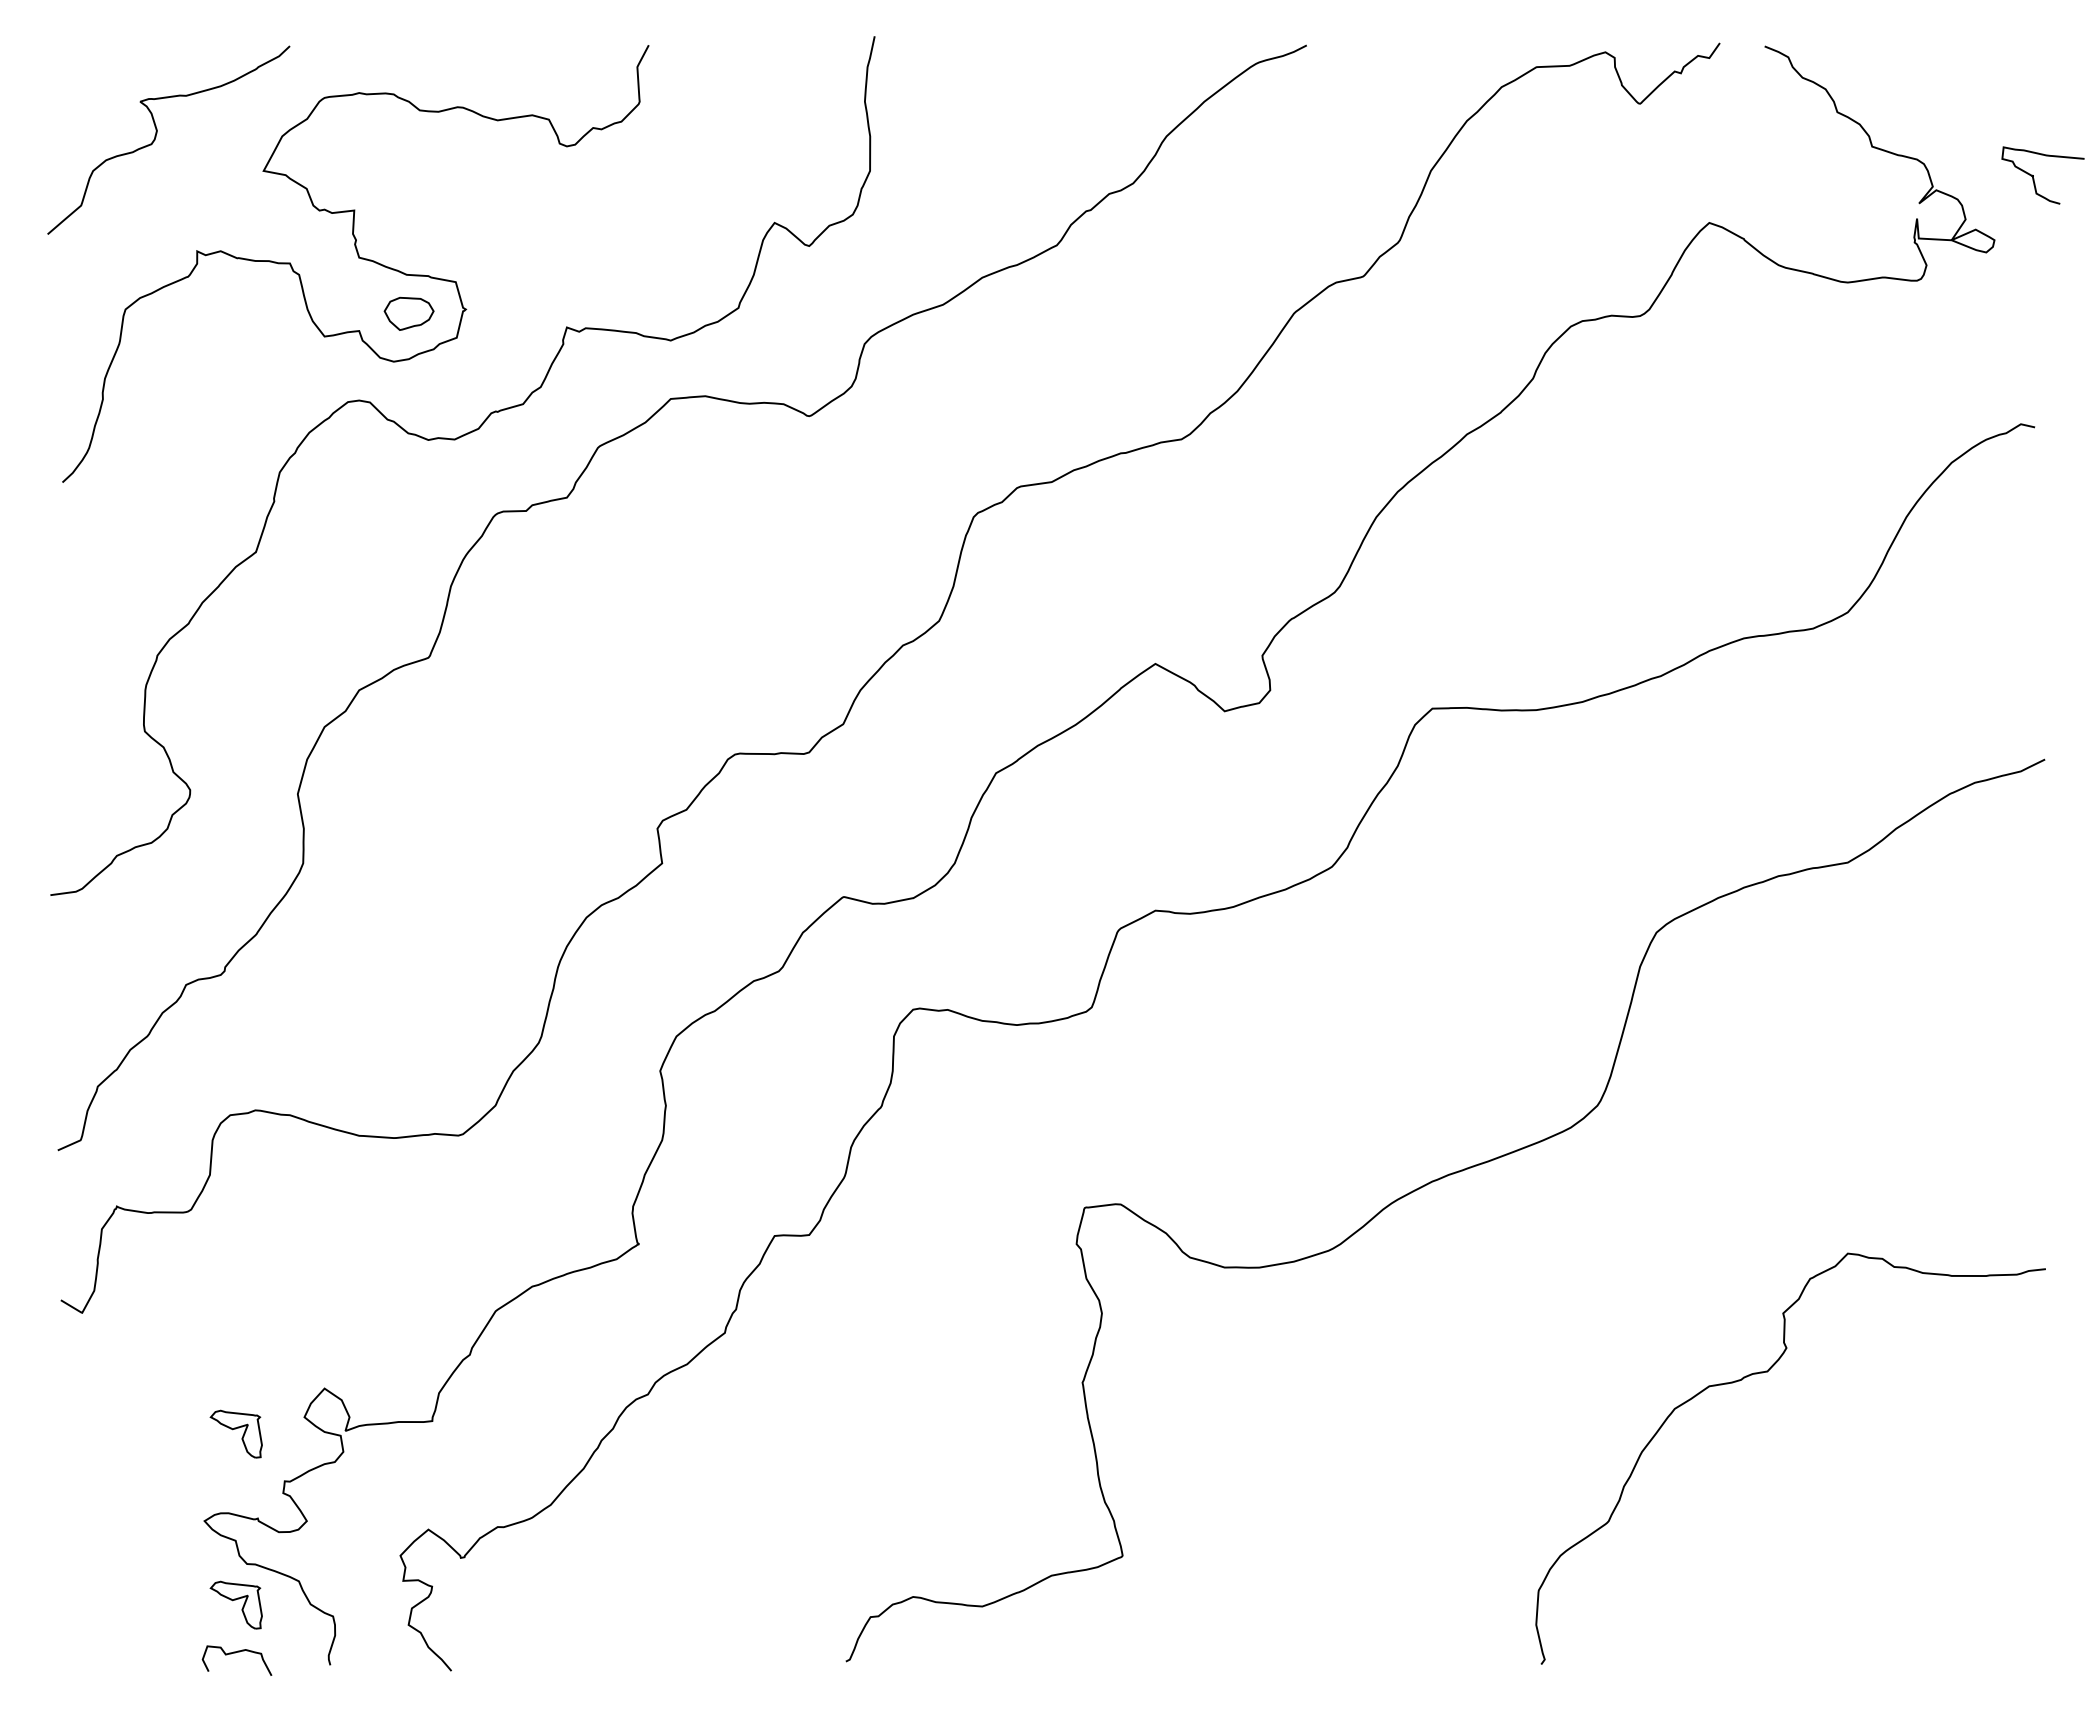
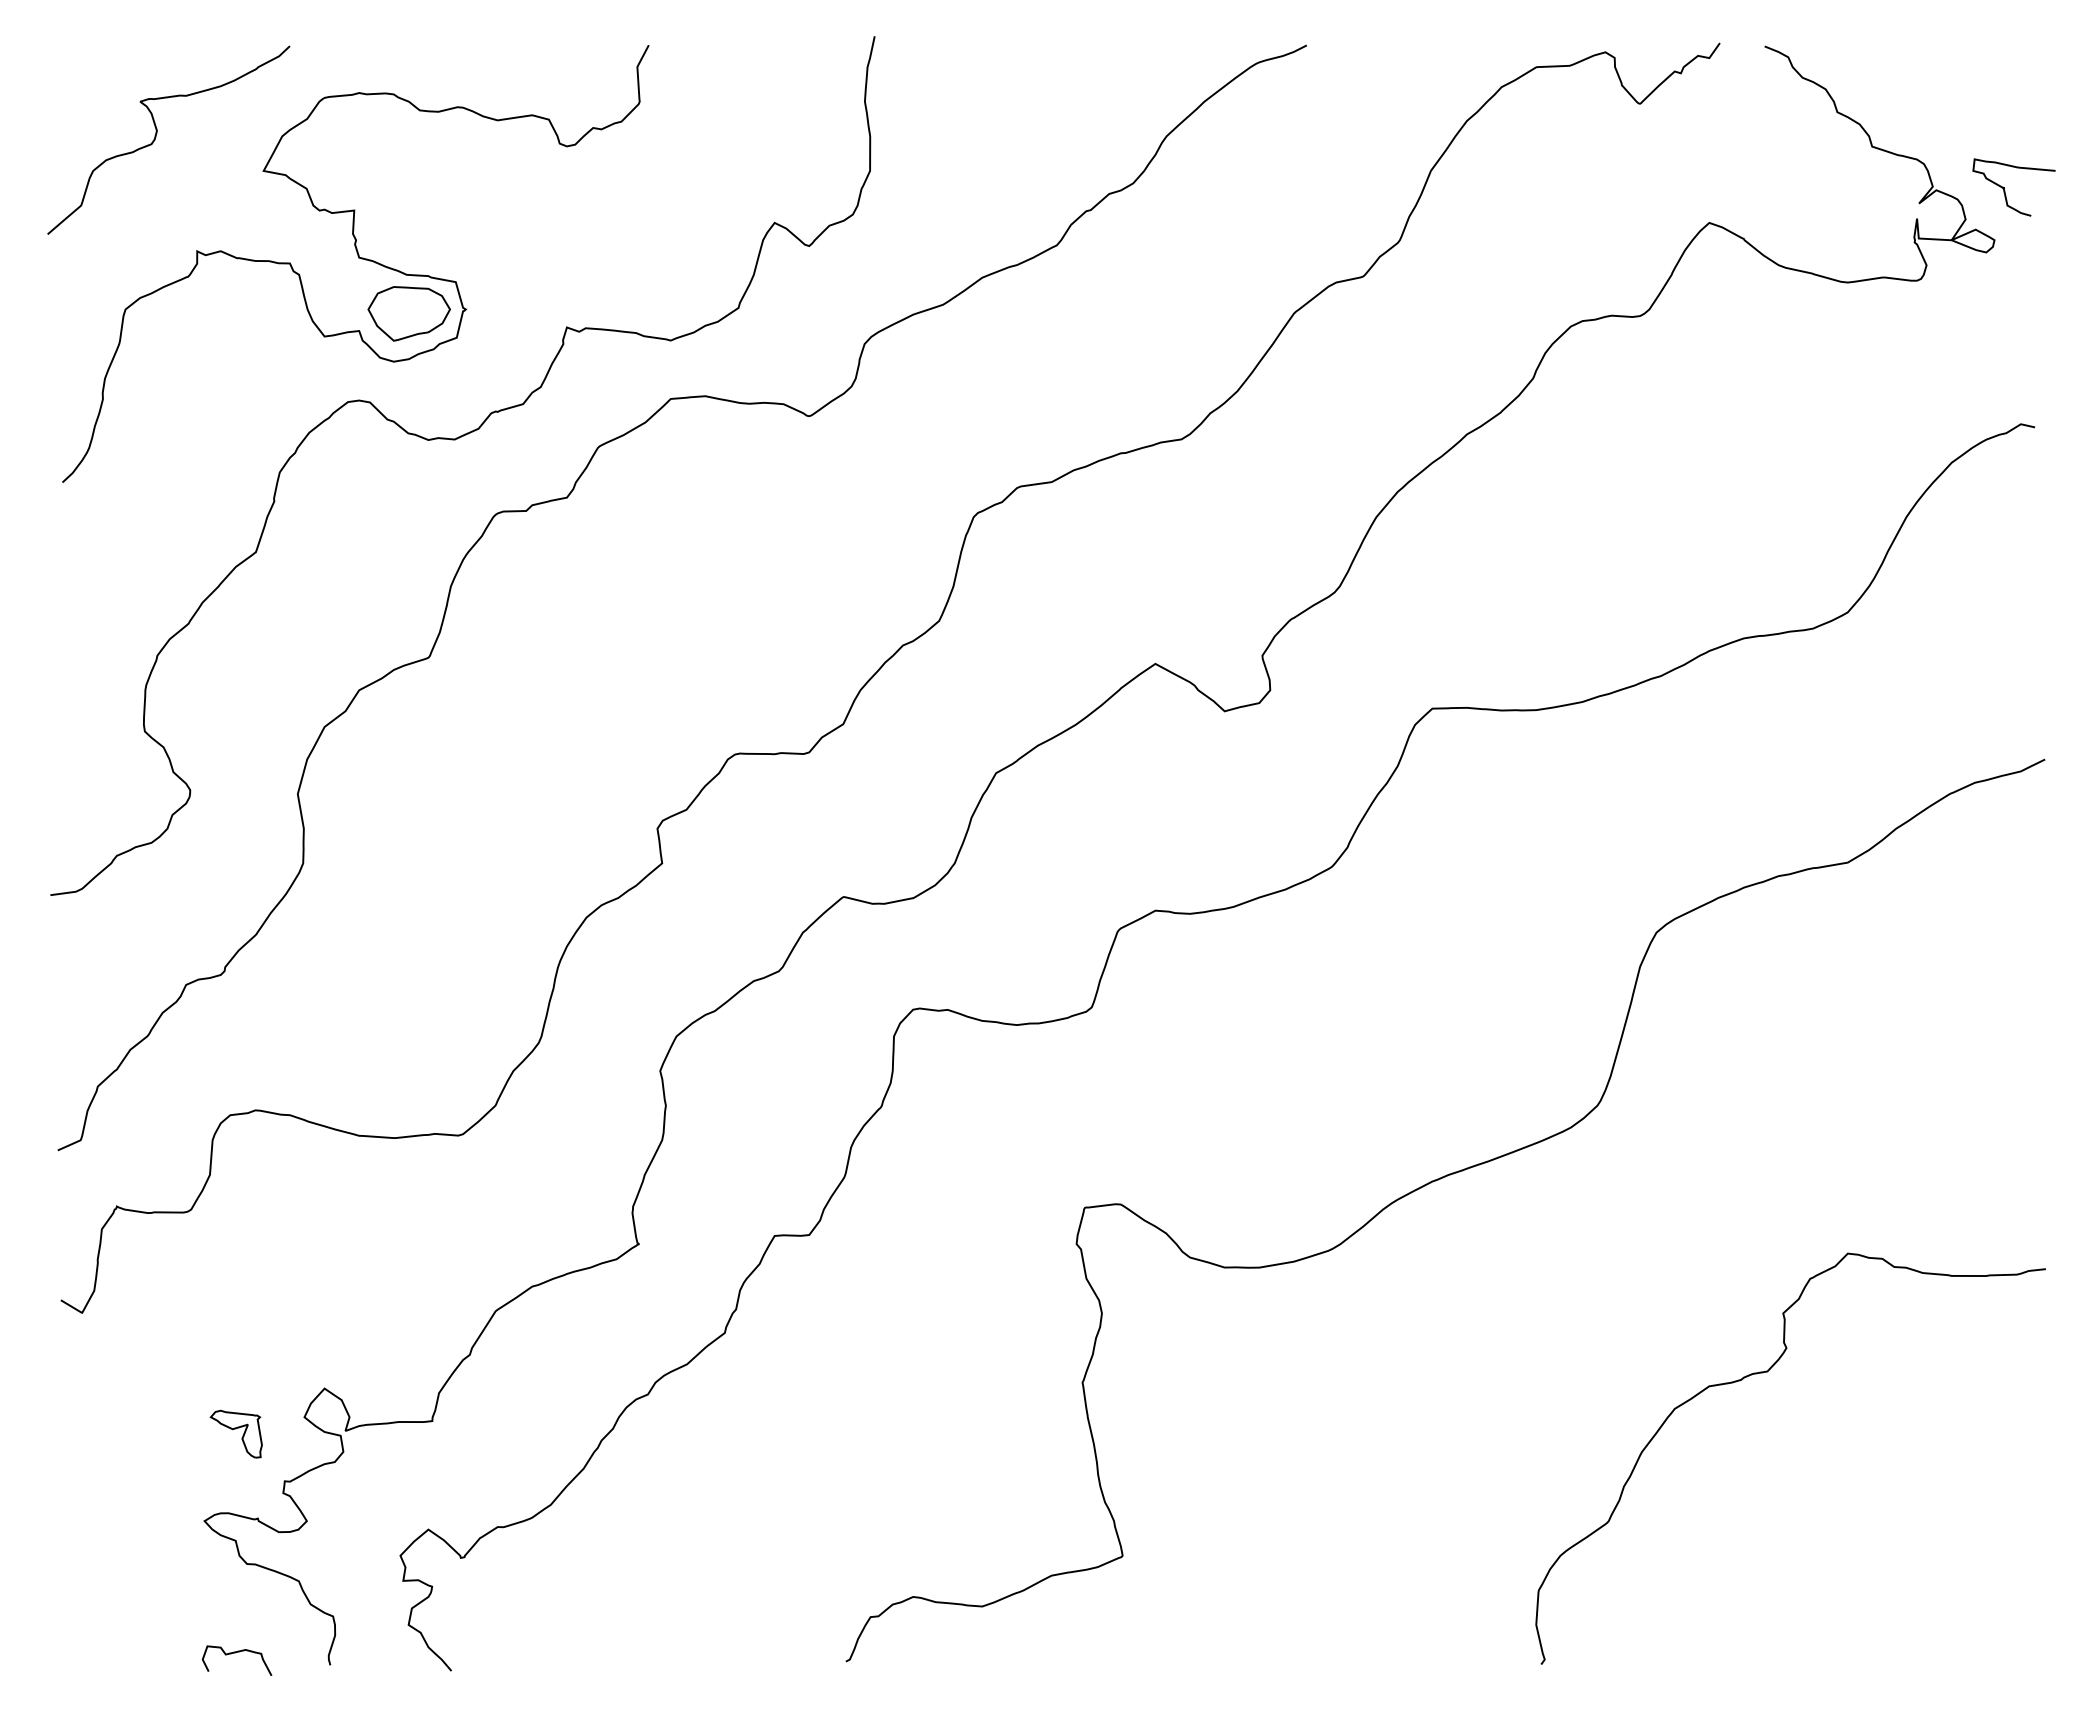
curve position: (2034, 178) -> (2005, 190) (2005, 190)
part size: 52x35 px -> 84x56 px (408, 313)
part: present -> none (235, 1604)
